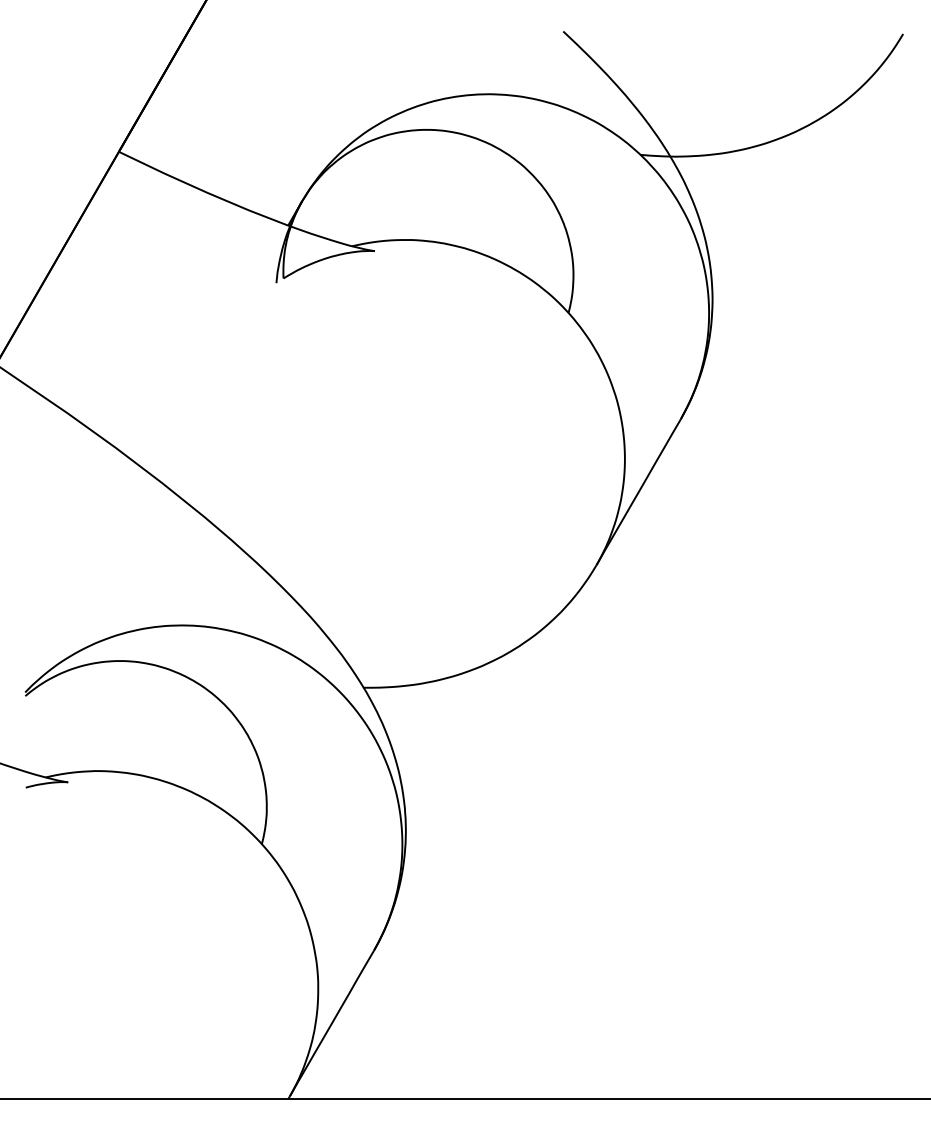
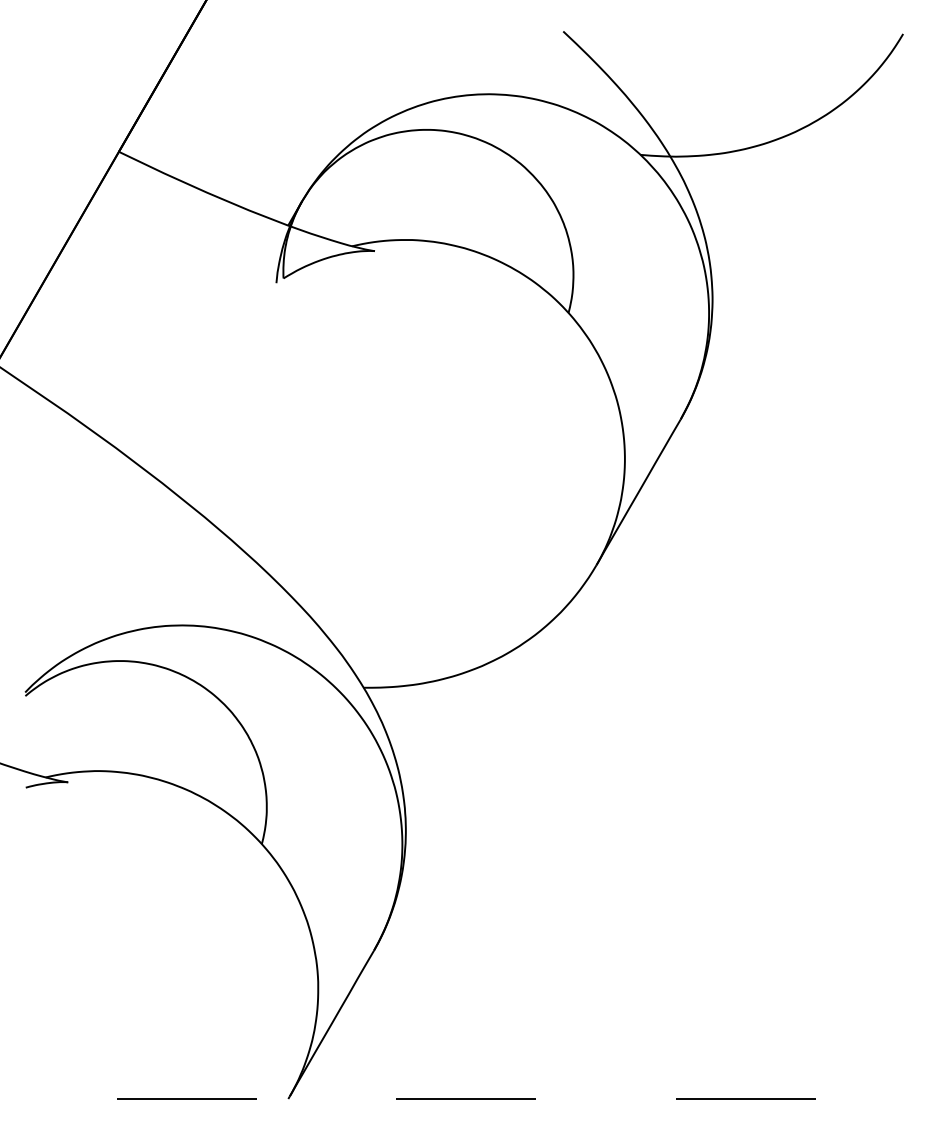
line: solid -> dashed (465, 1099)
